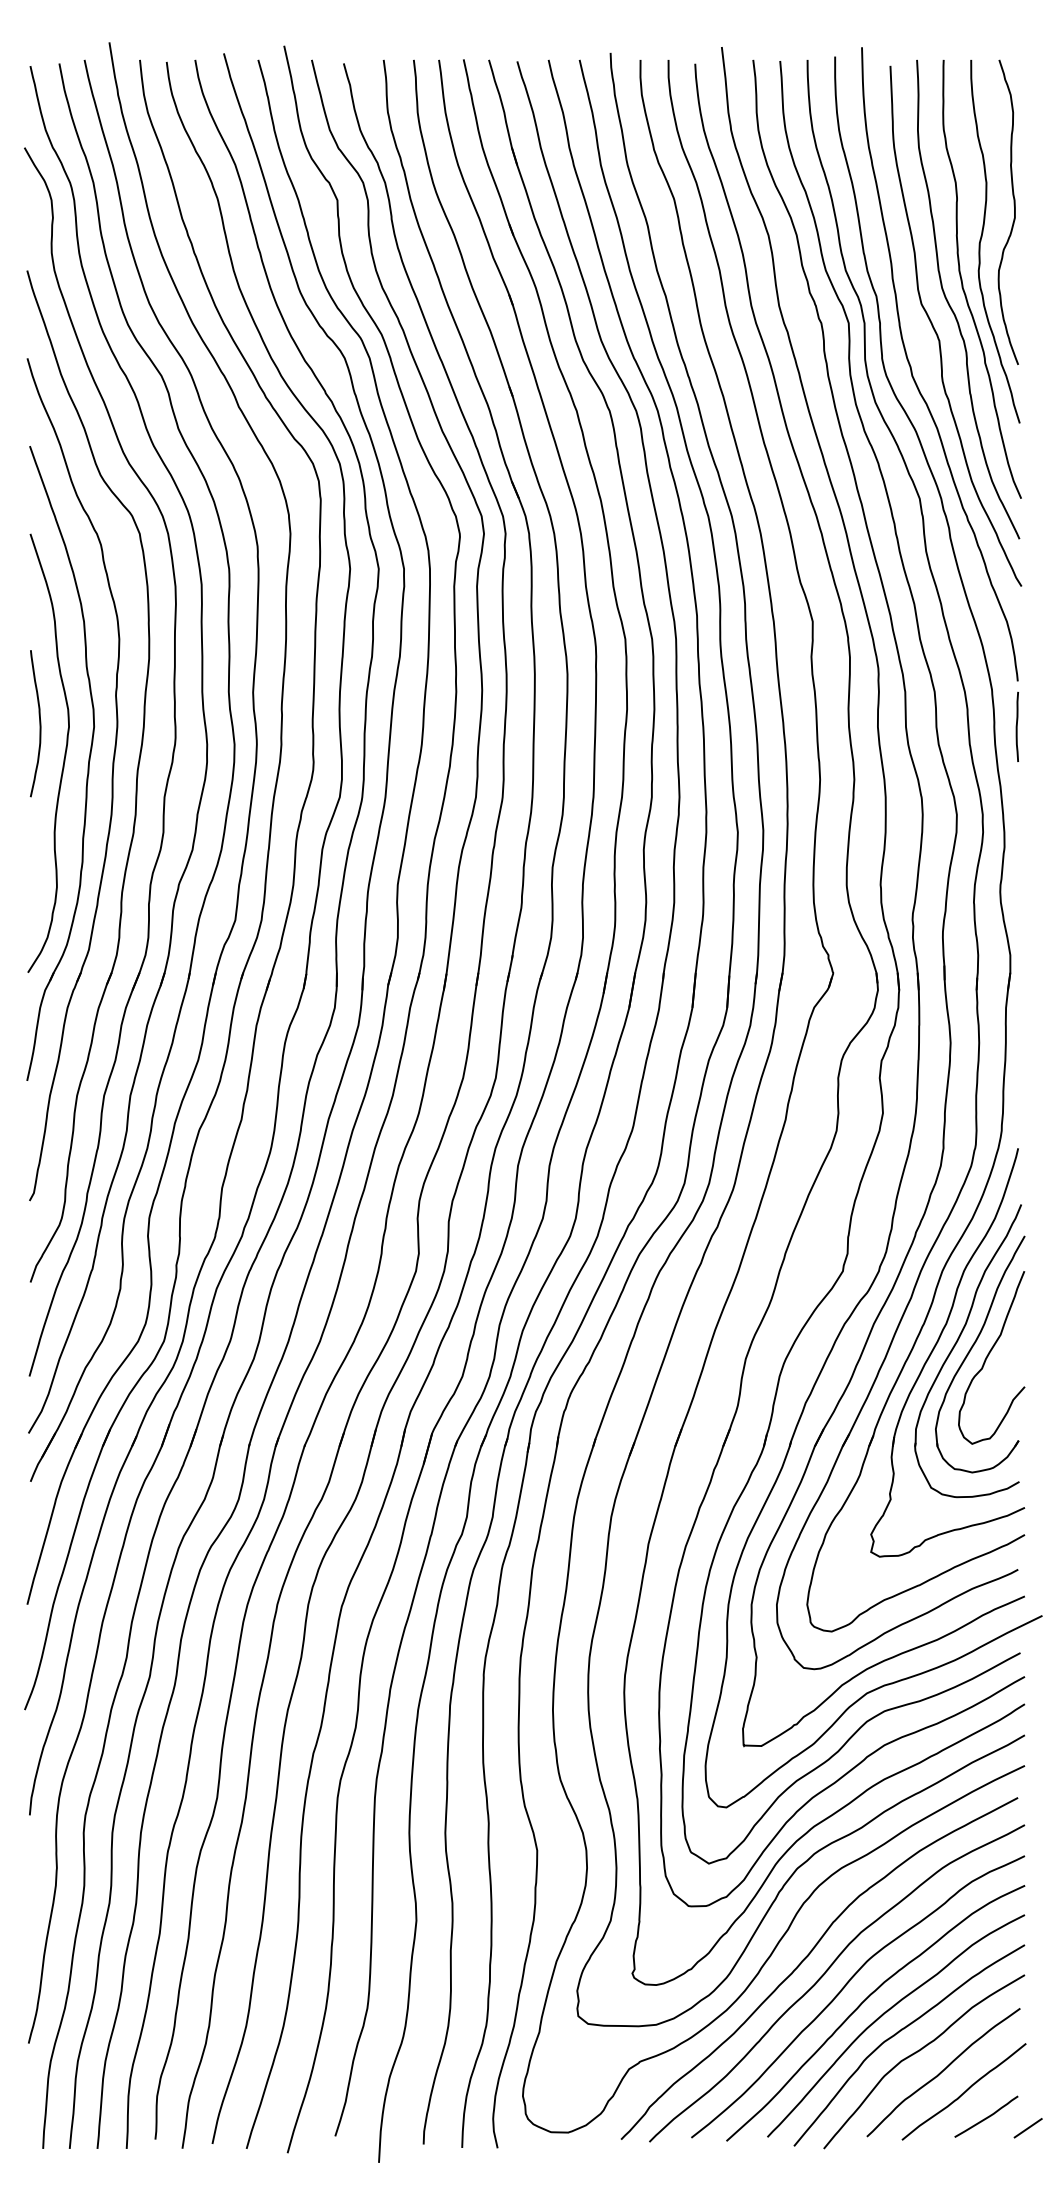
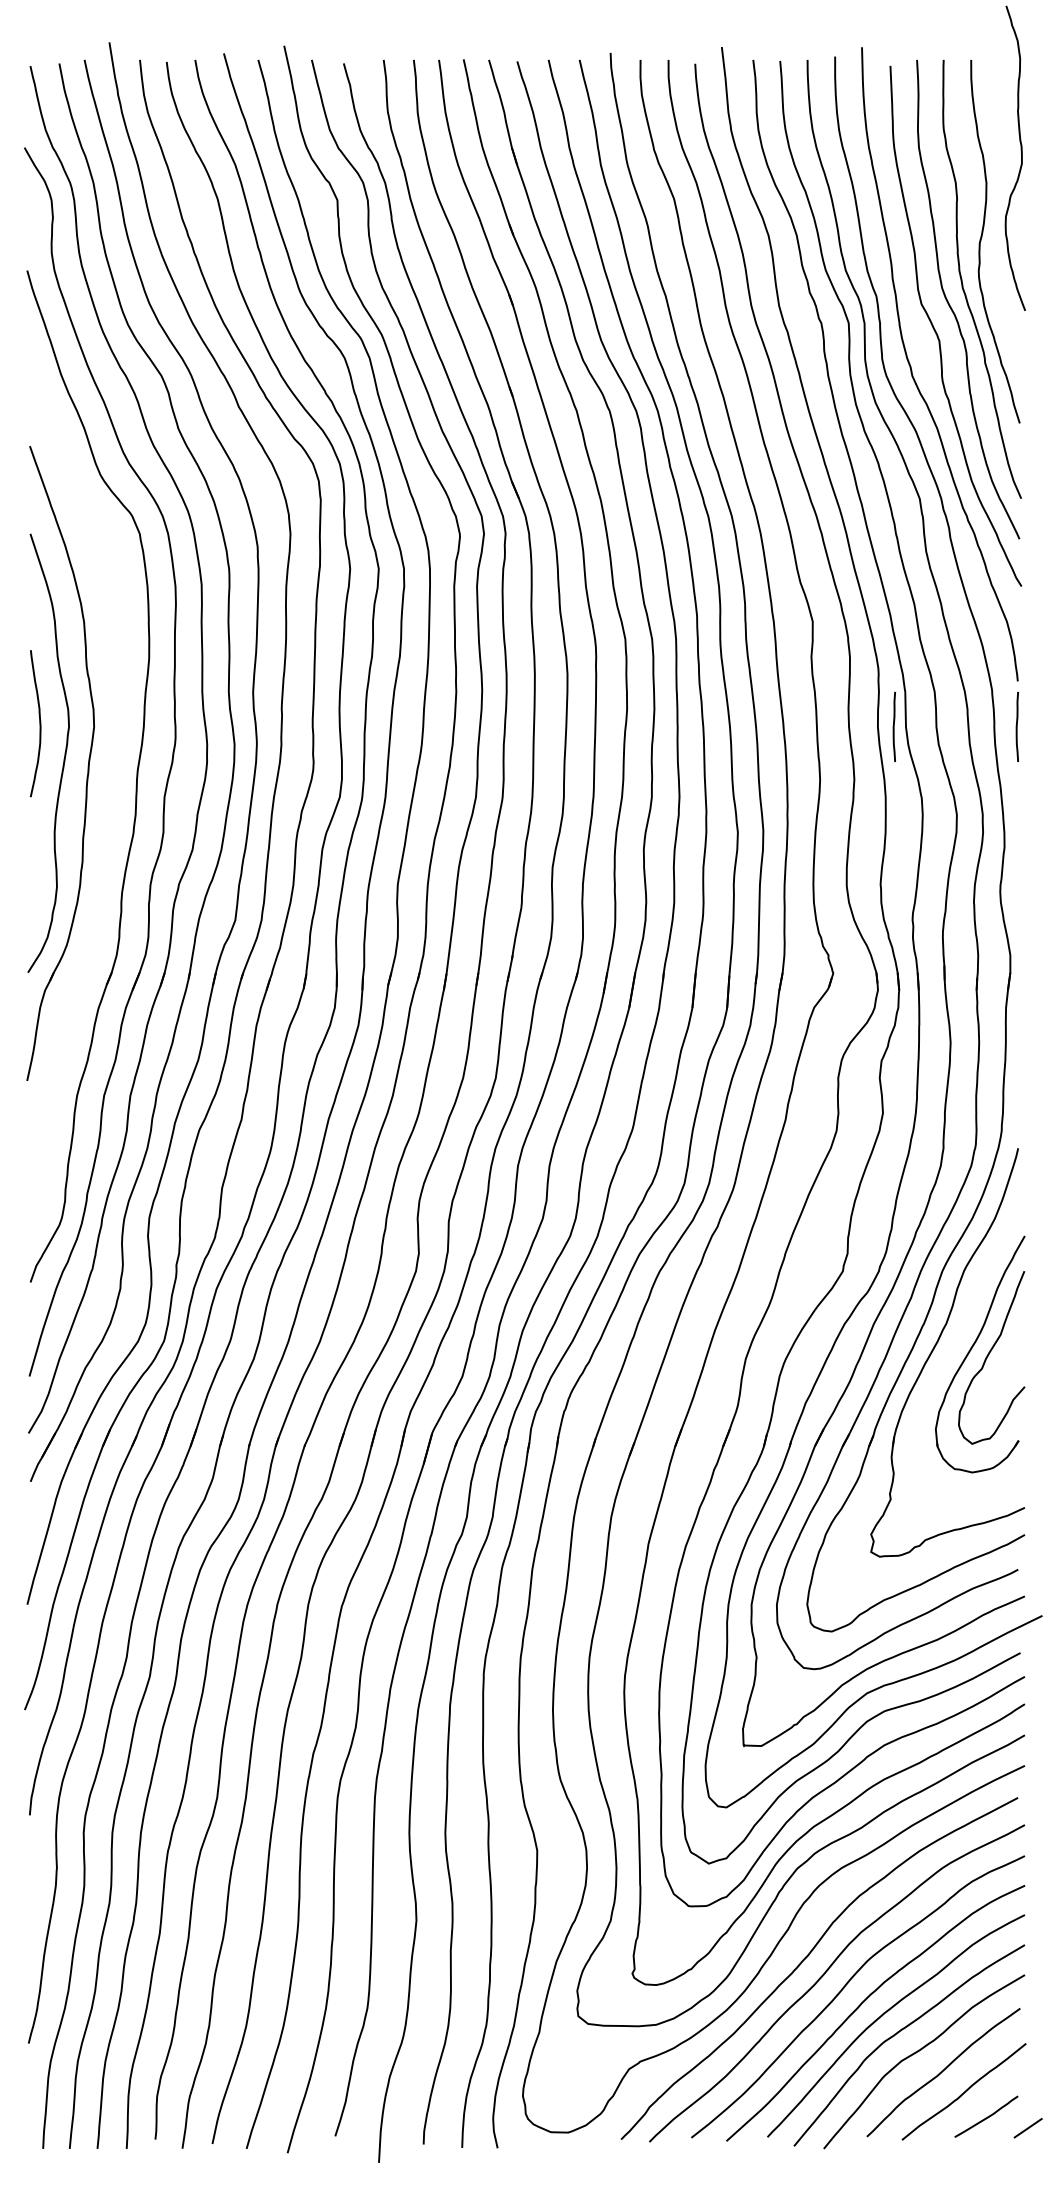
curve position: (1014, 211) -> (1021, 157) (1021, 157)
line: none -> present (893, 726)
part: present -> none (111, 779)
part: present -> none (955, 1346)
